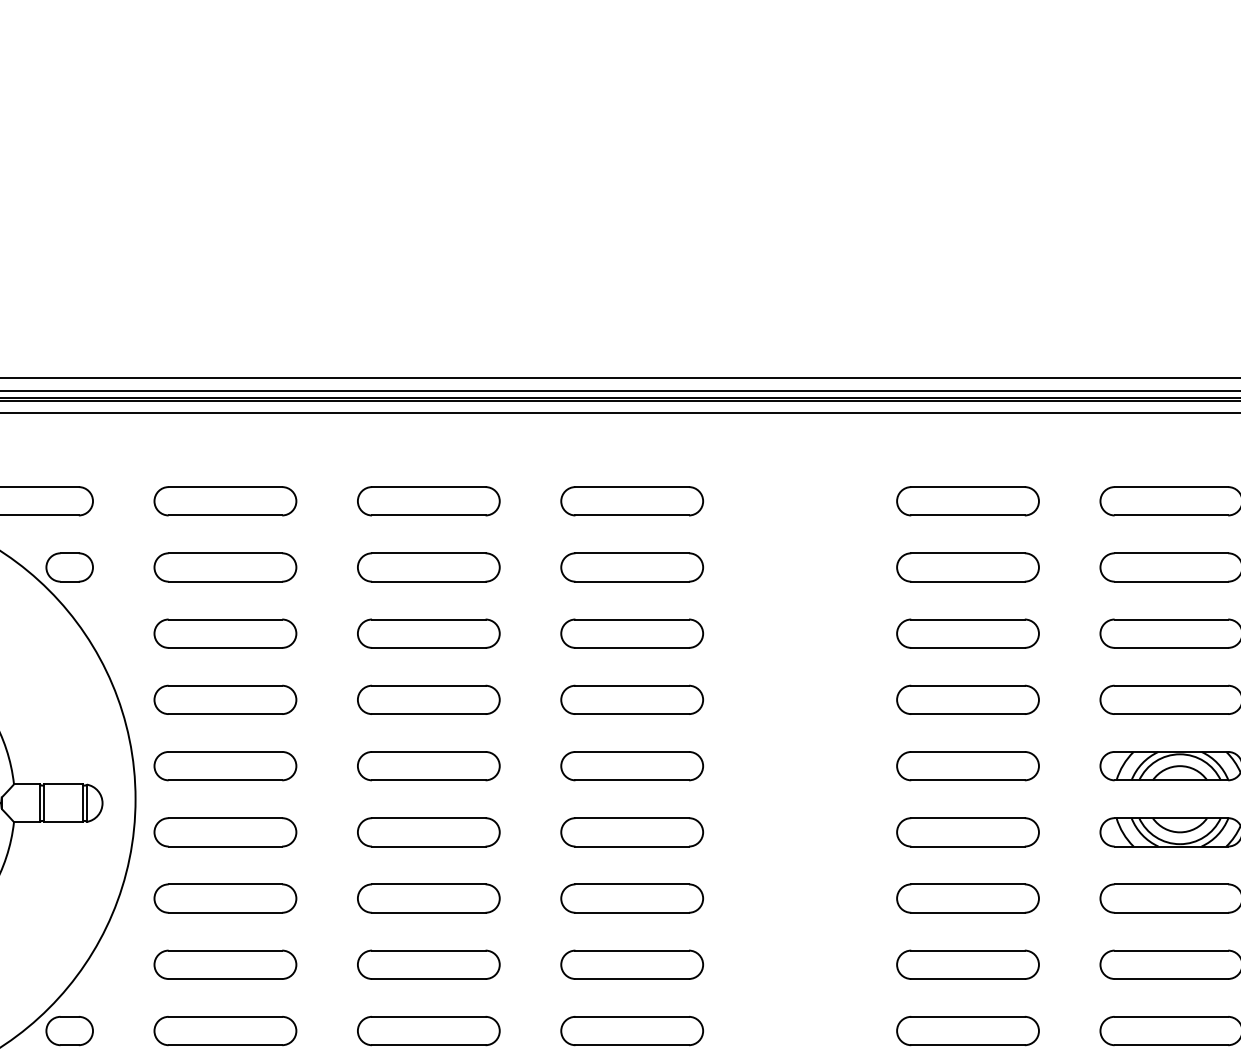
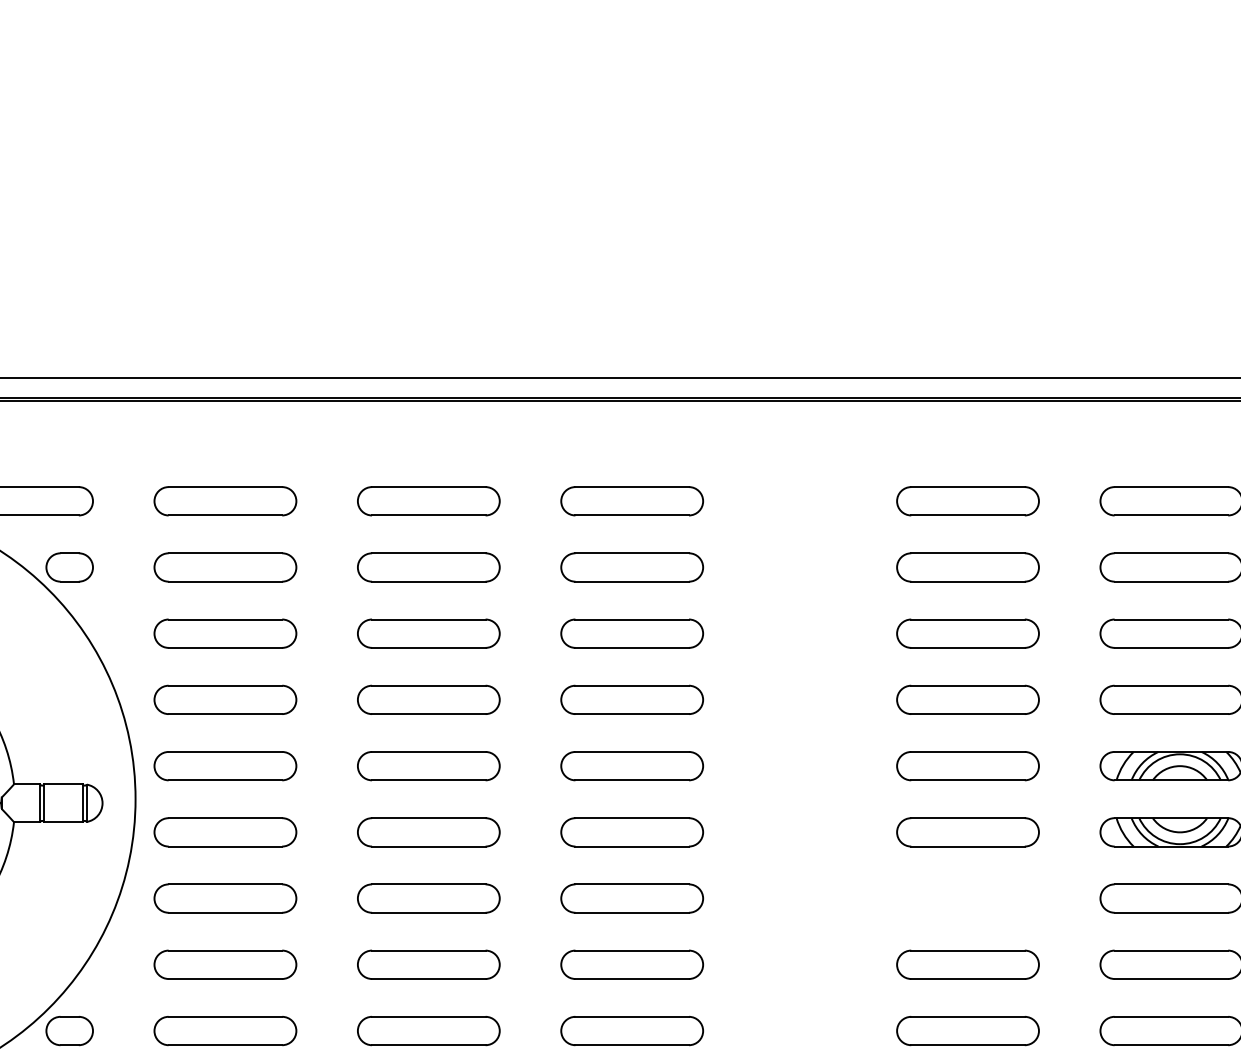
line: present -> none (619, 391)
line: present -> none (619, 413)
part: present -> none (967, 898)
